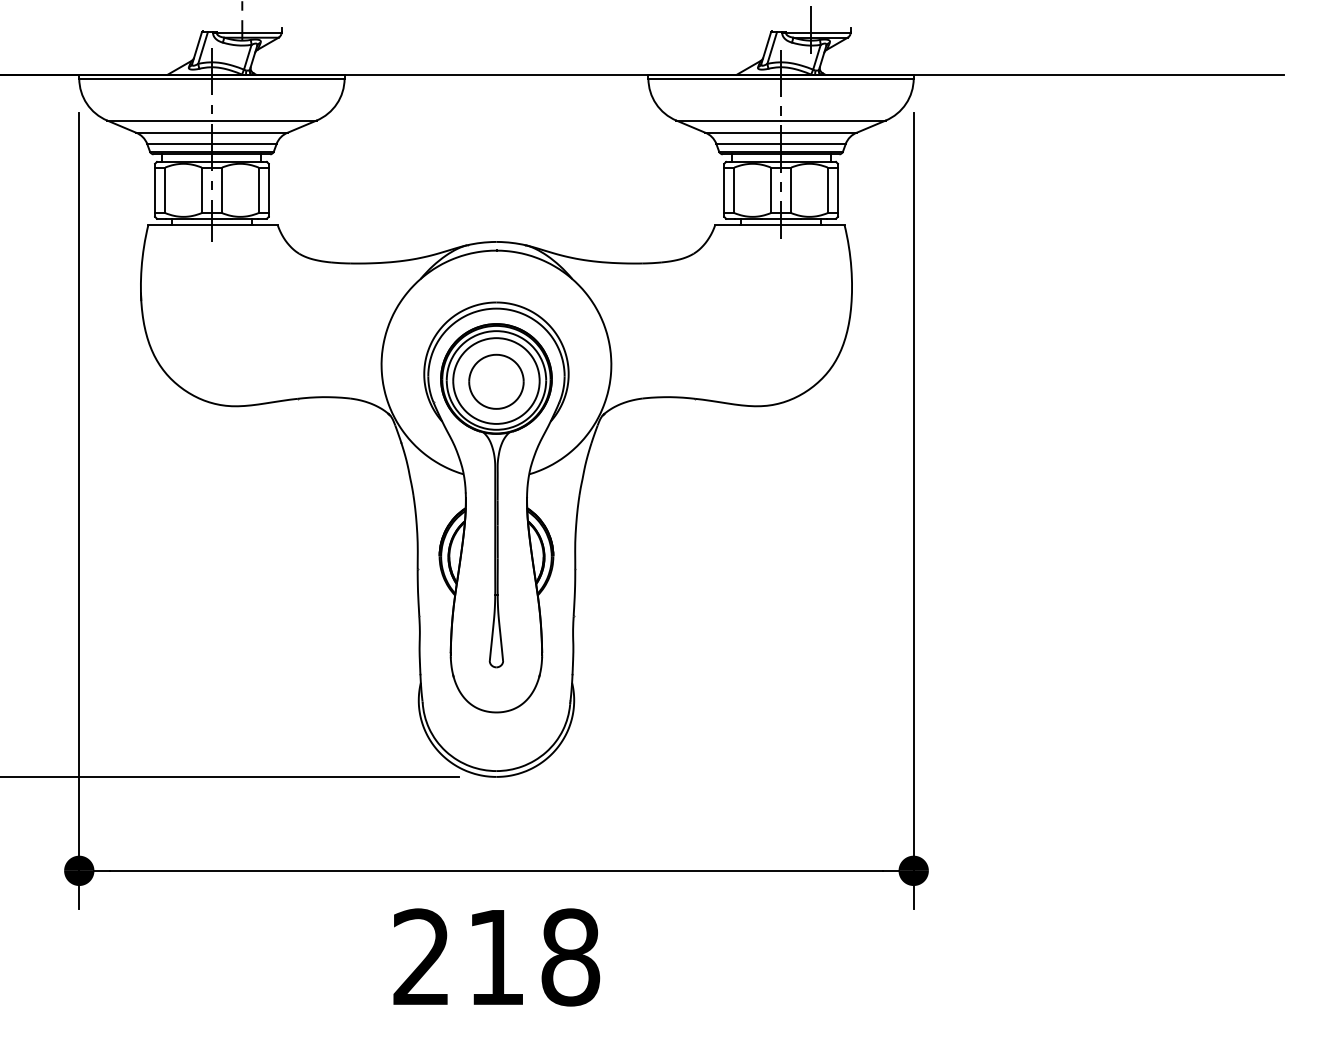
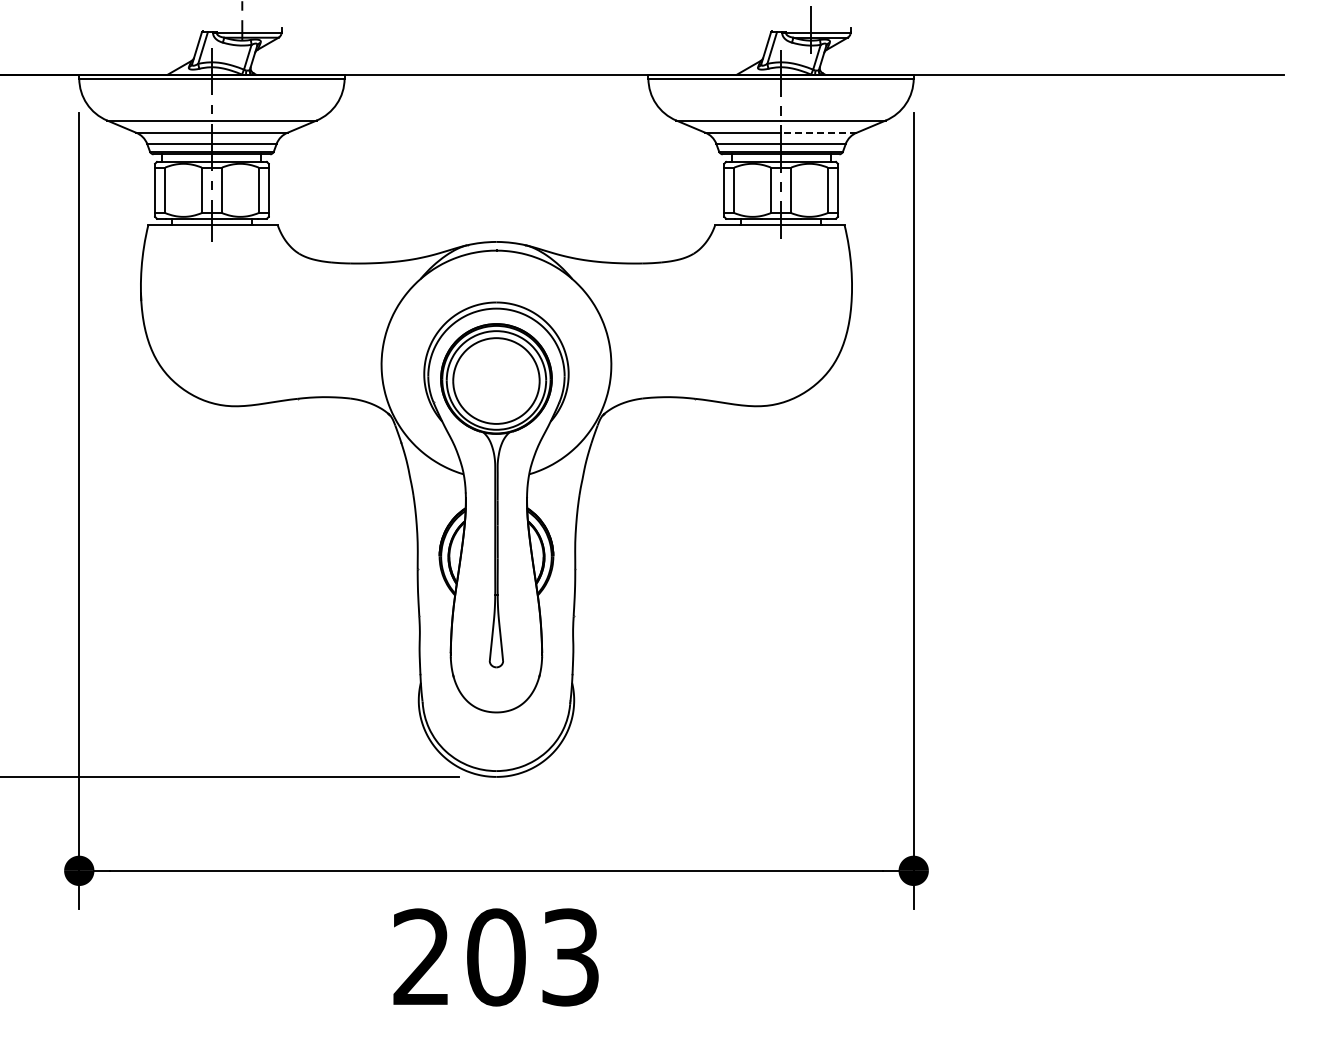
line: solid -> dashed (818, 132)
part: present -> none (496, 381)
text: 218 -> 203 (533, 957)
